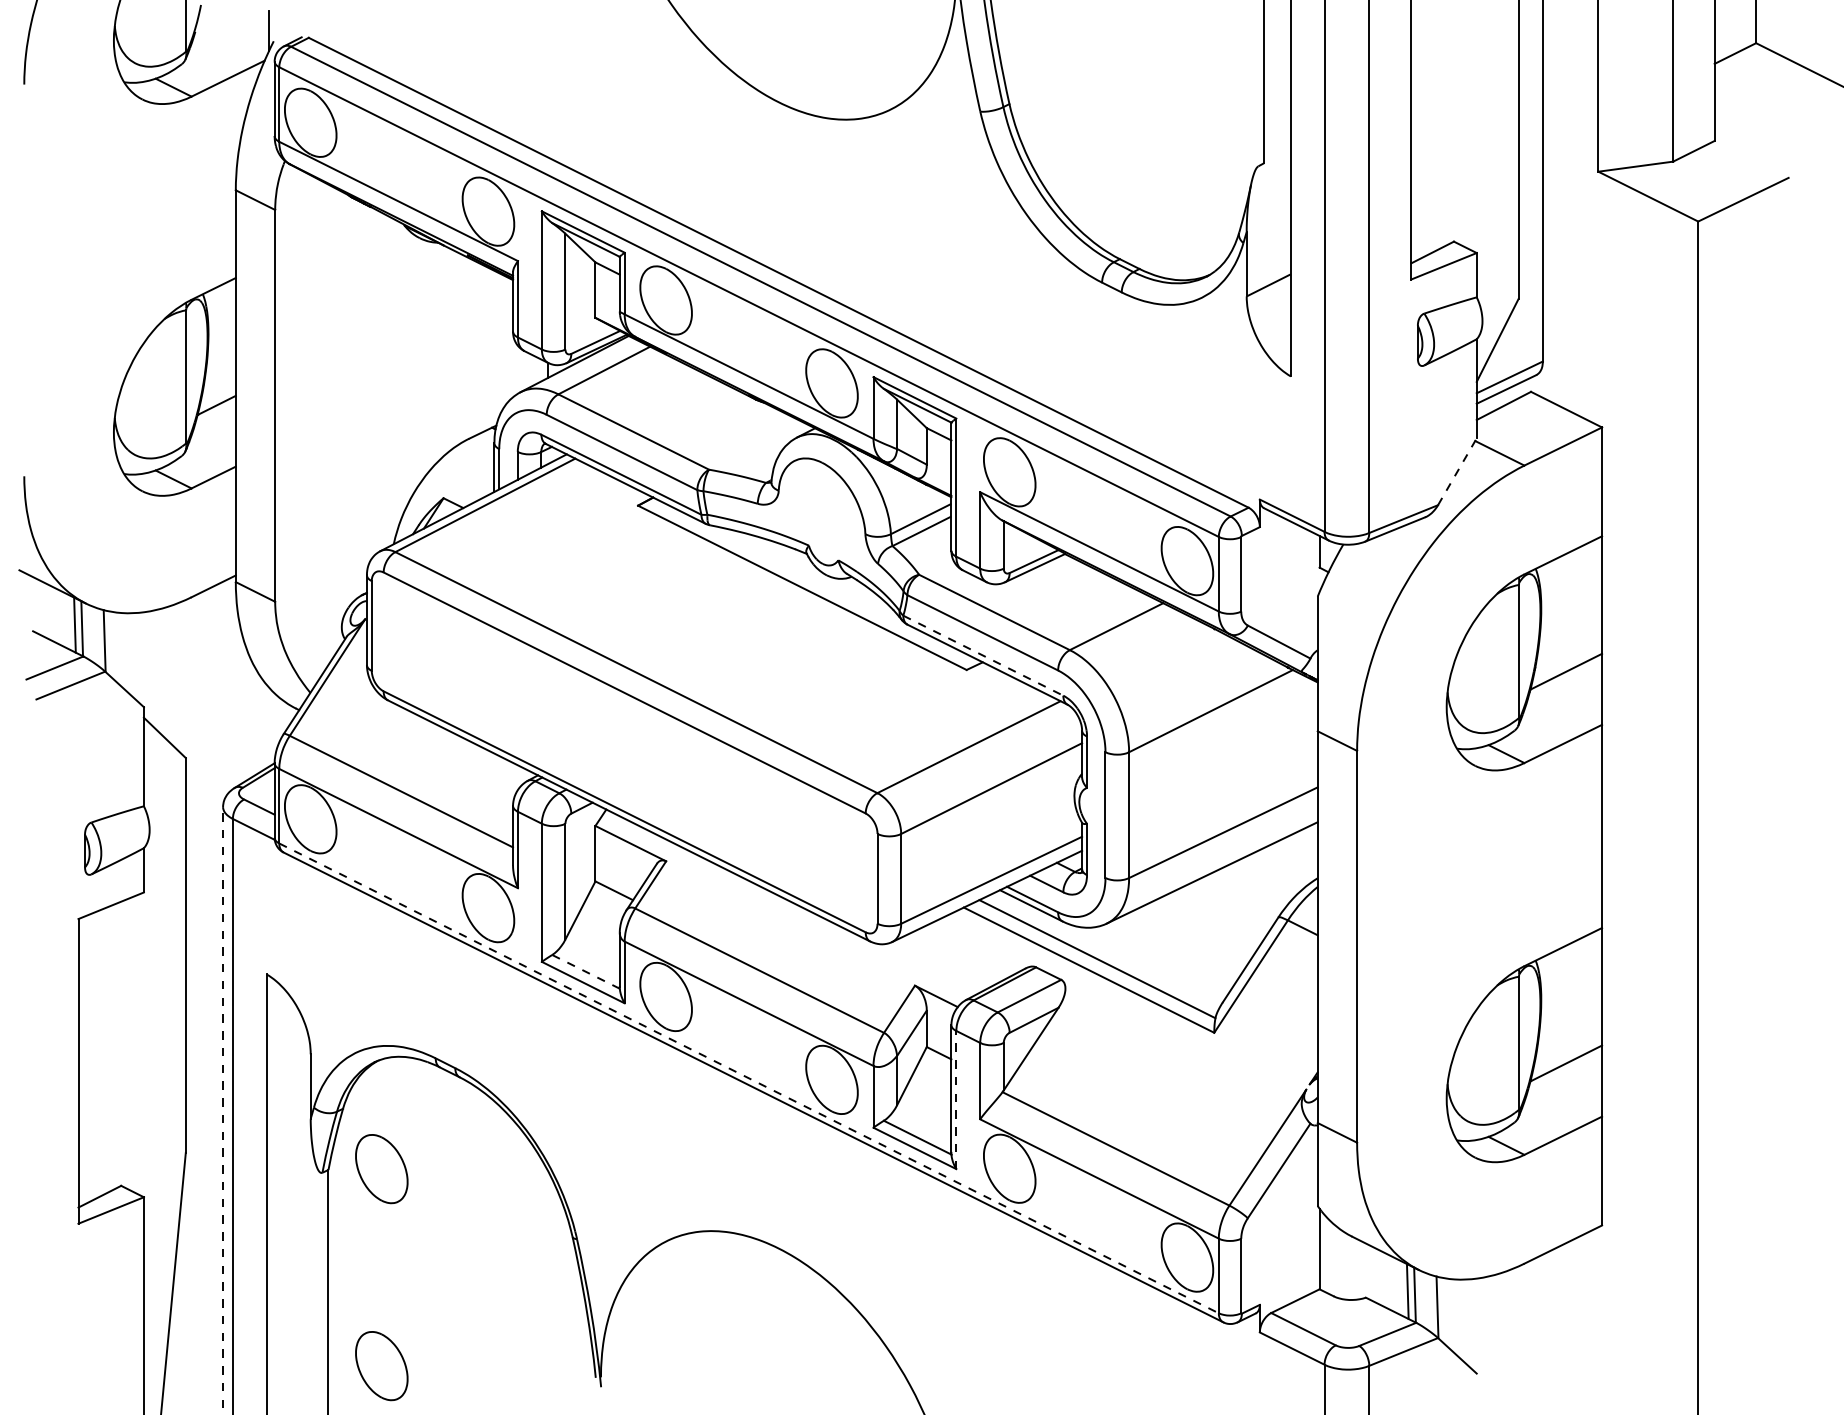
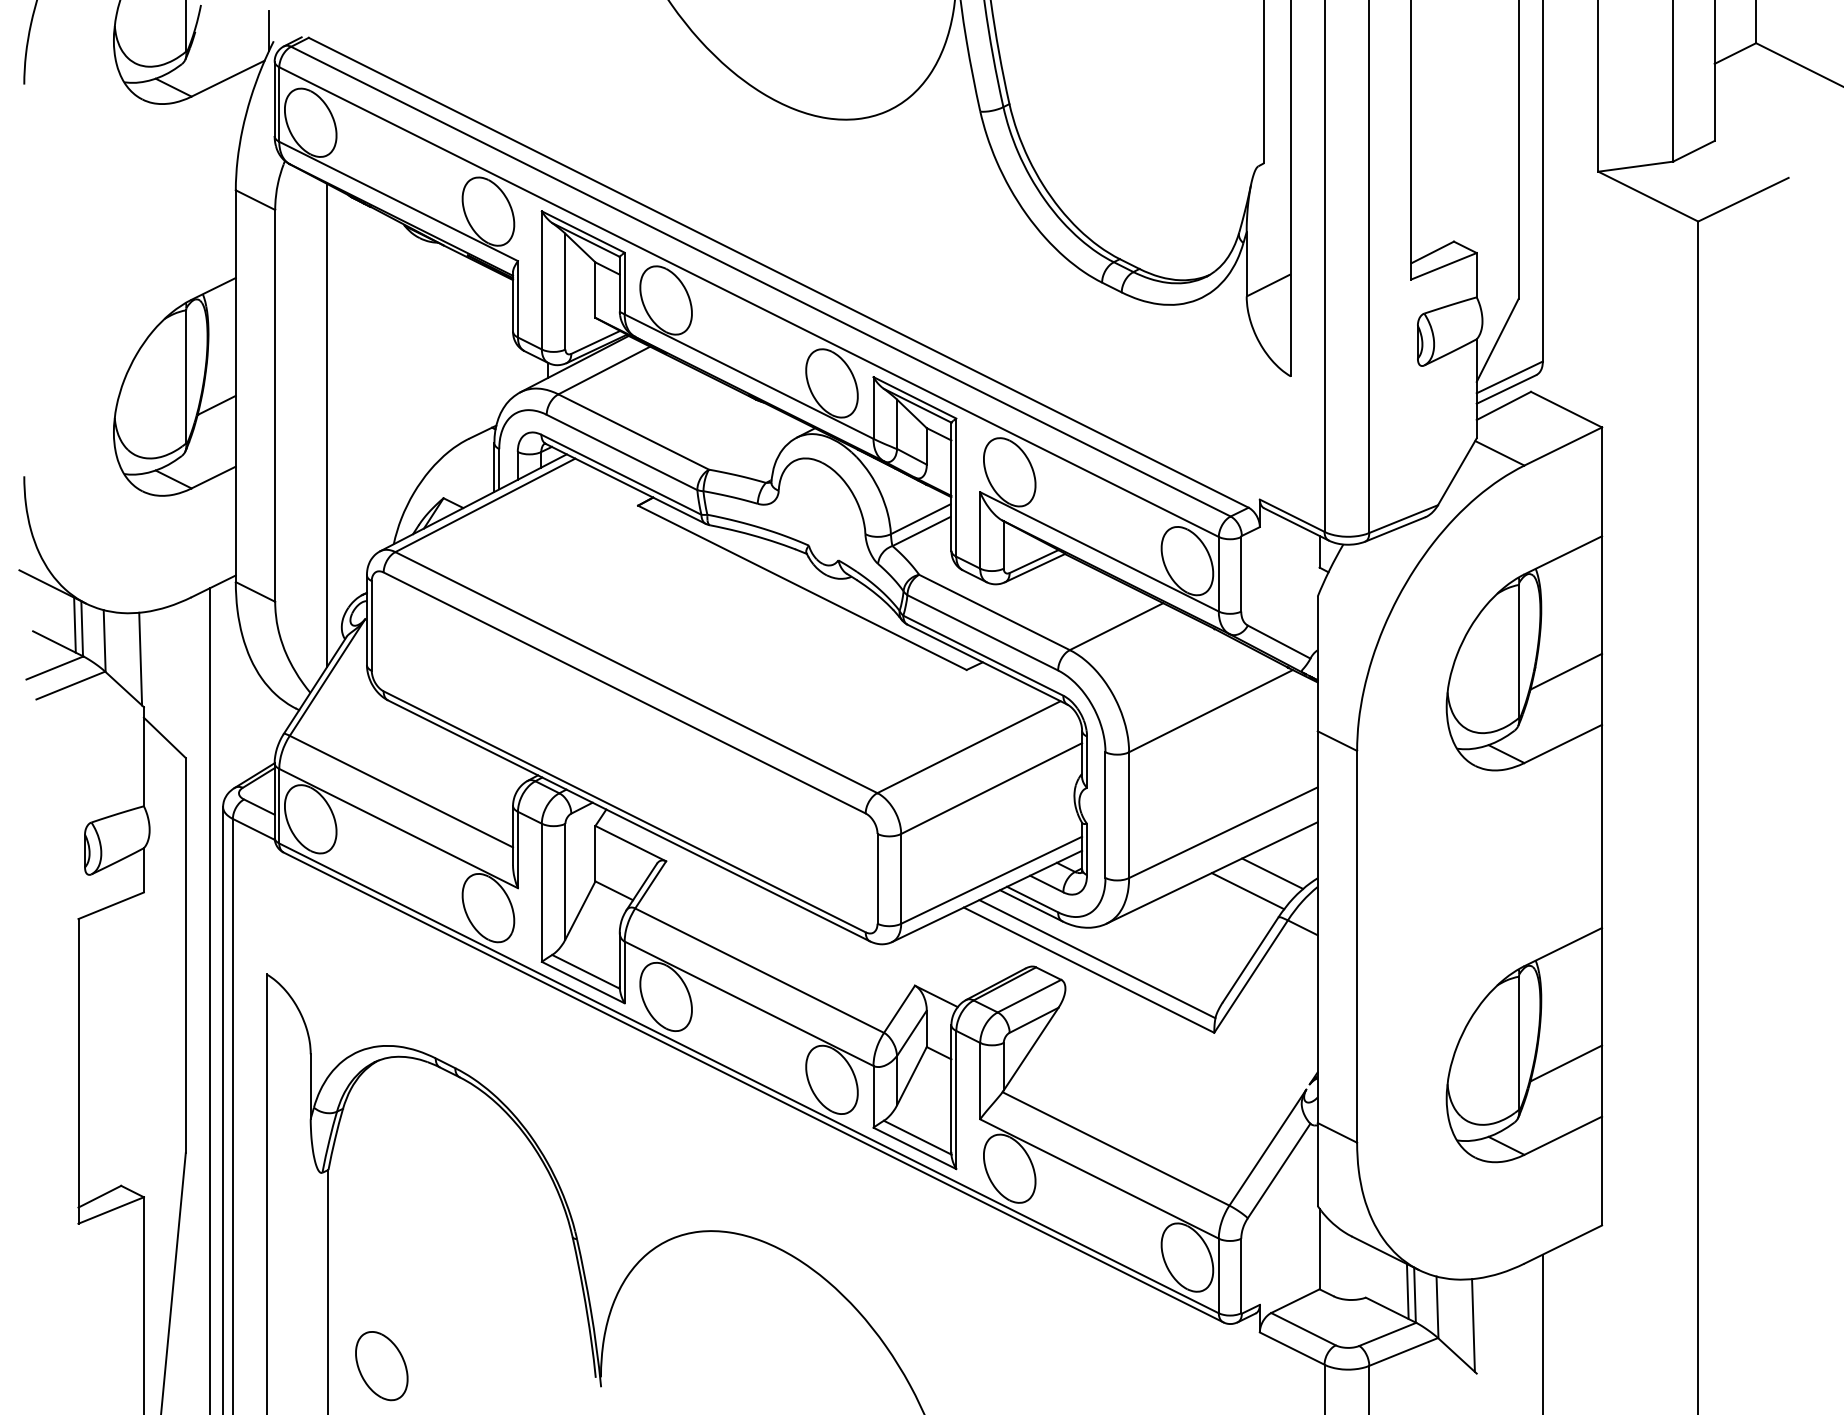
line: none -> present (326, 425)
line: dashed -> solid (1457, 471)
line: dashed -> solid (983, 655)
line: none -> present (140, 658)
line: none -> present (1272, 873)
line: none -> present (1247, 891)
line: dashed -> solid (586, 971)
line: none -> present (210, 999)
line: dashed -> solid (749, 1078)
line: dashed -> solid (956, 1099)
line: dashed -> solid (223, 1110)
part: present -> none (381, 1169)
line: none -> present (1473, 1325)
line: none -> present (1542, 1332)
